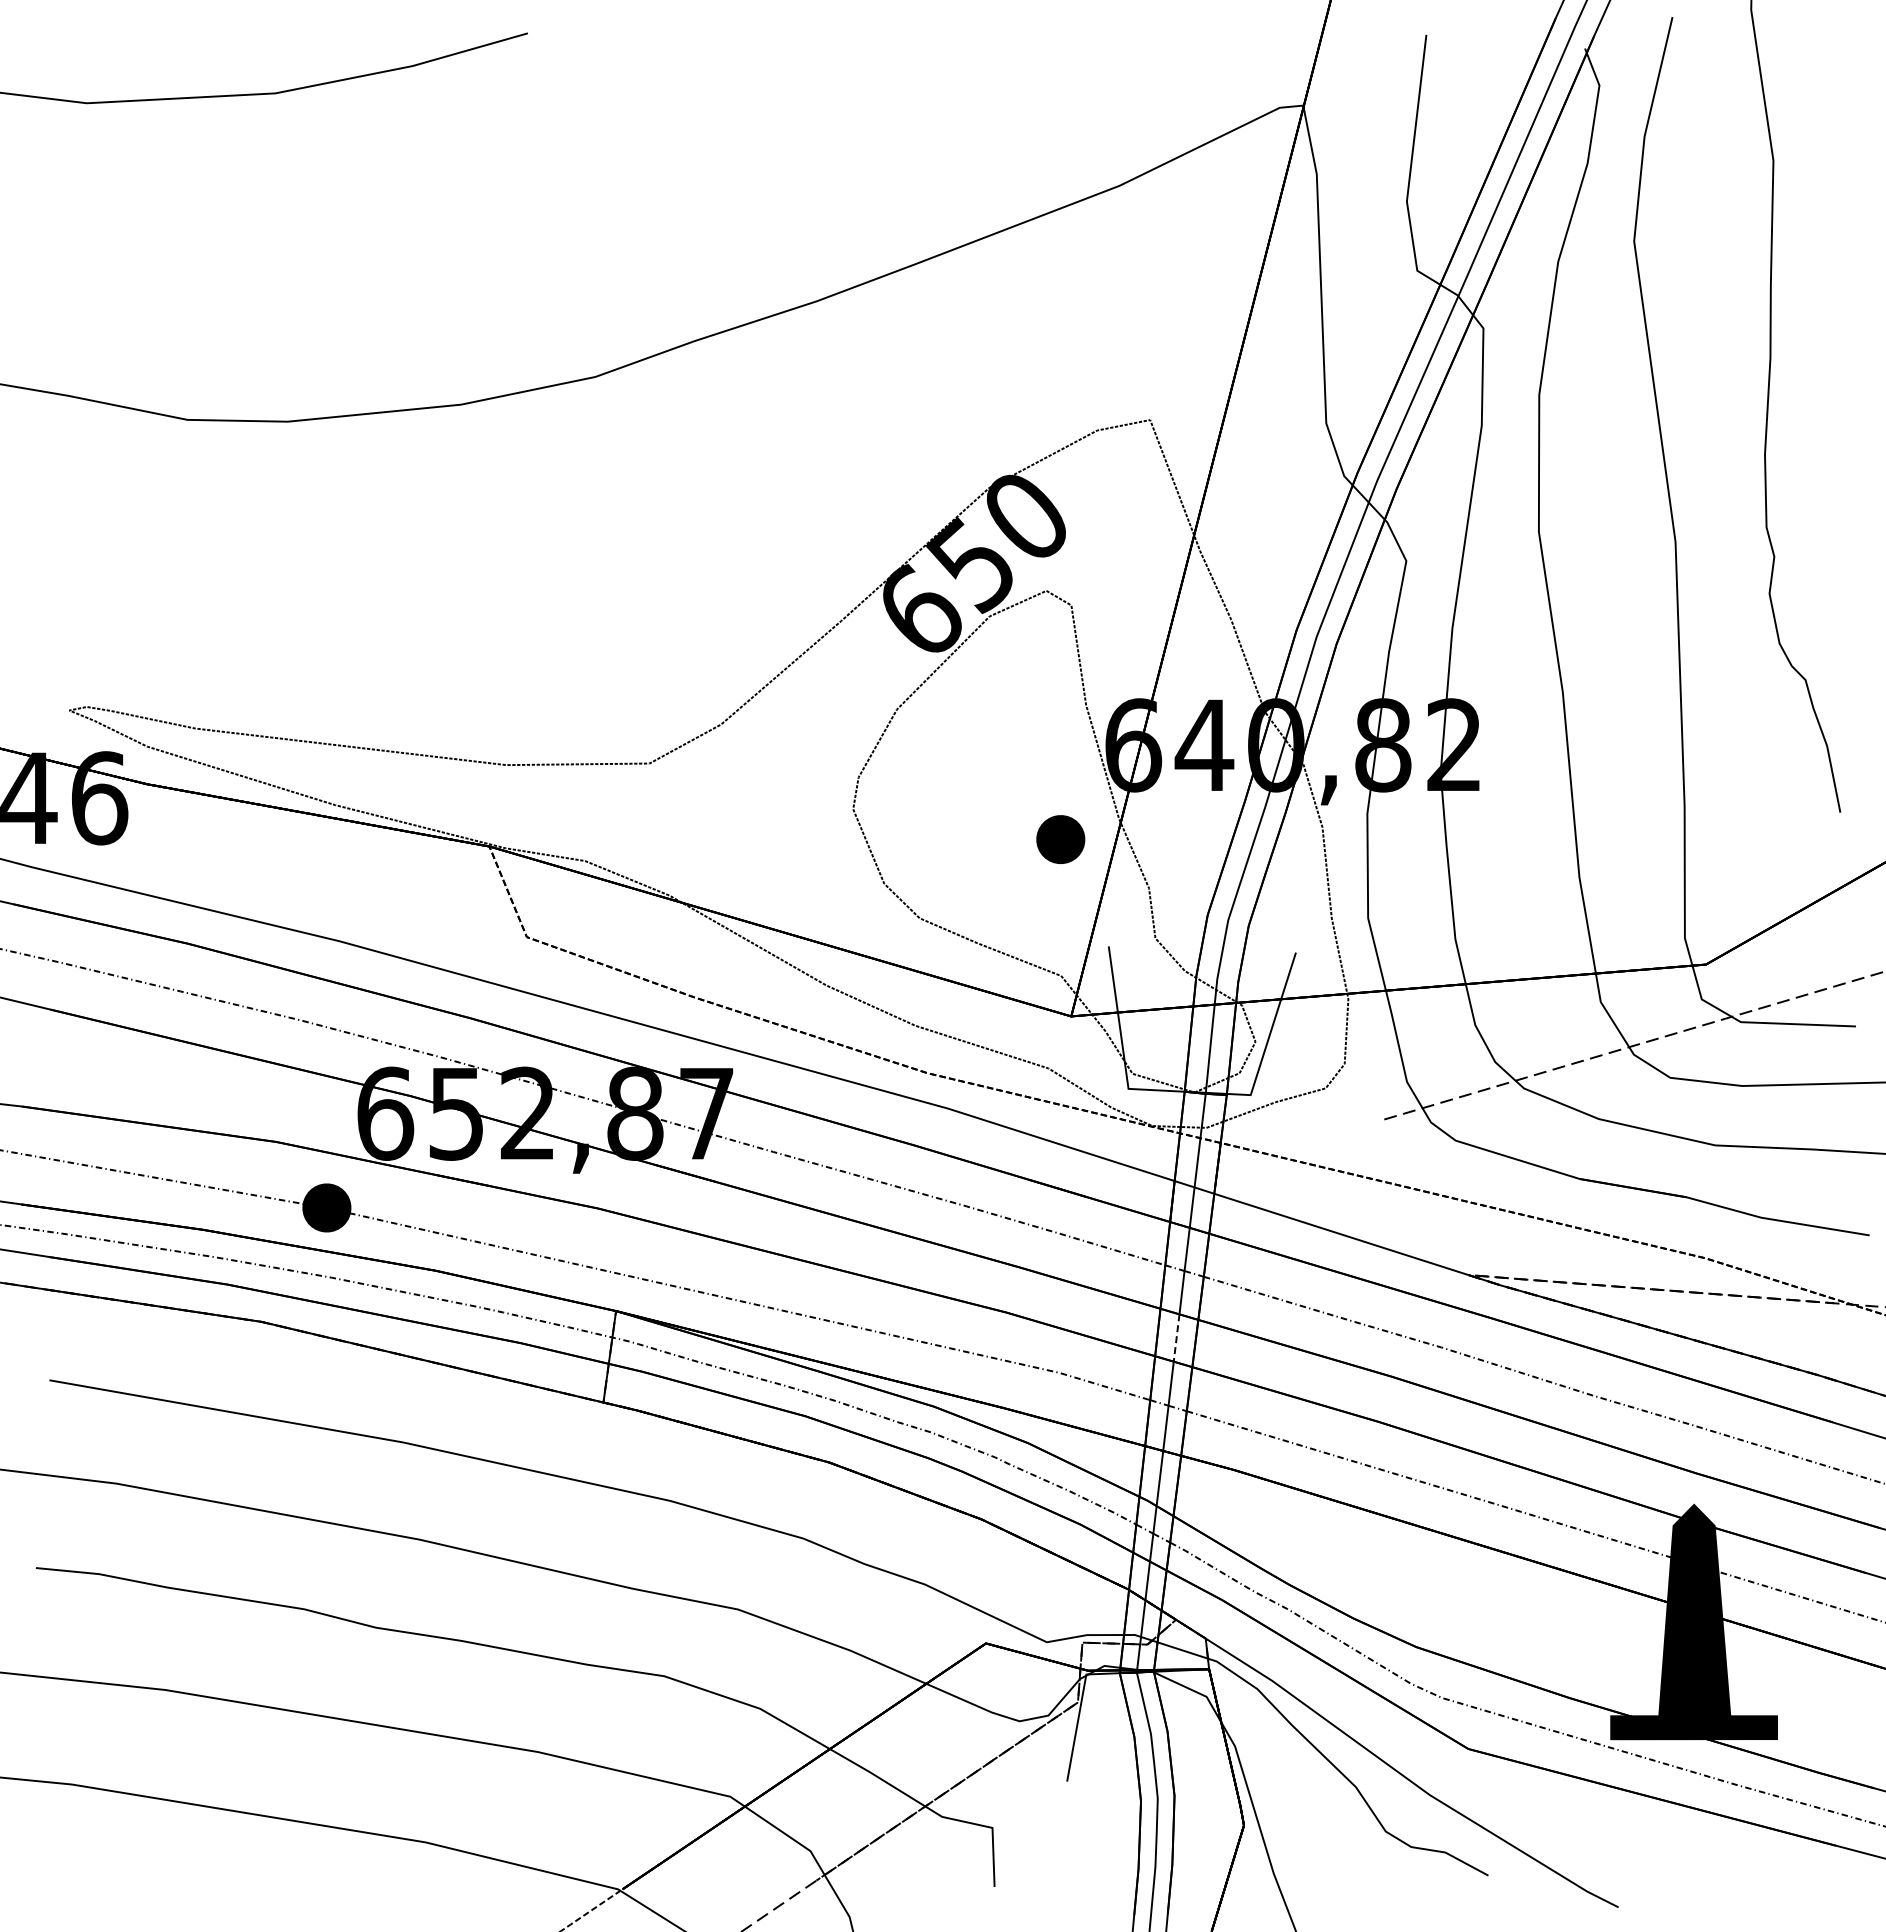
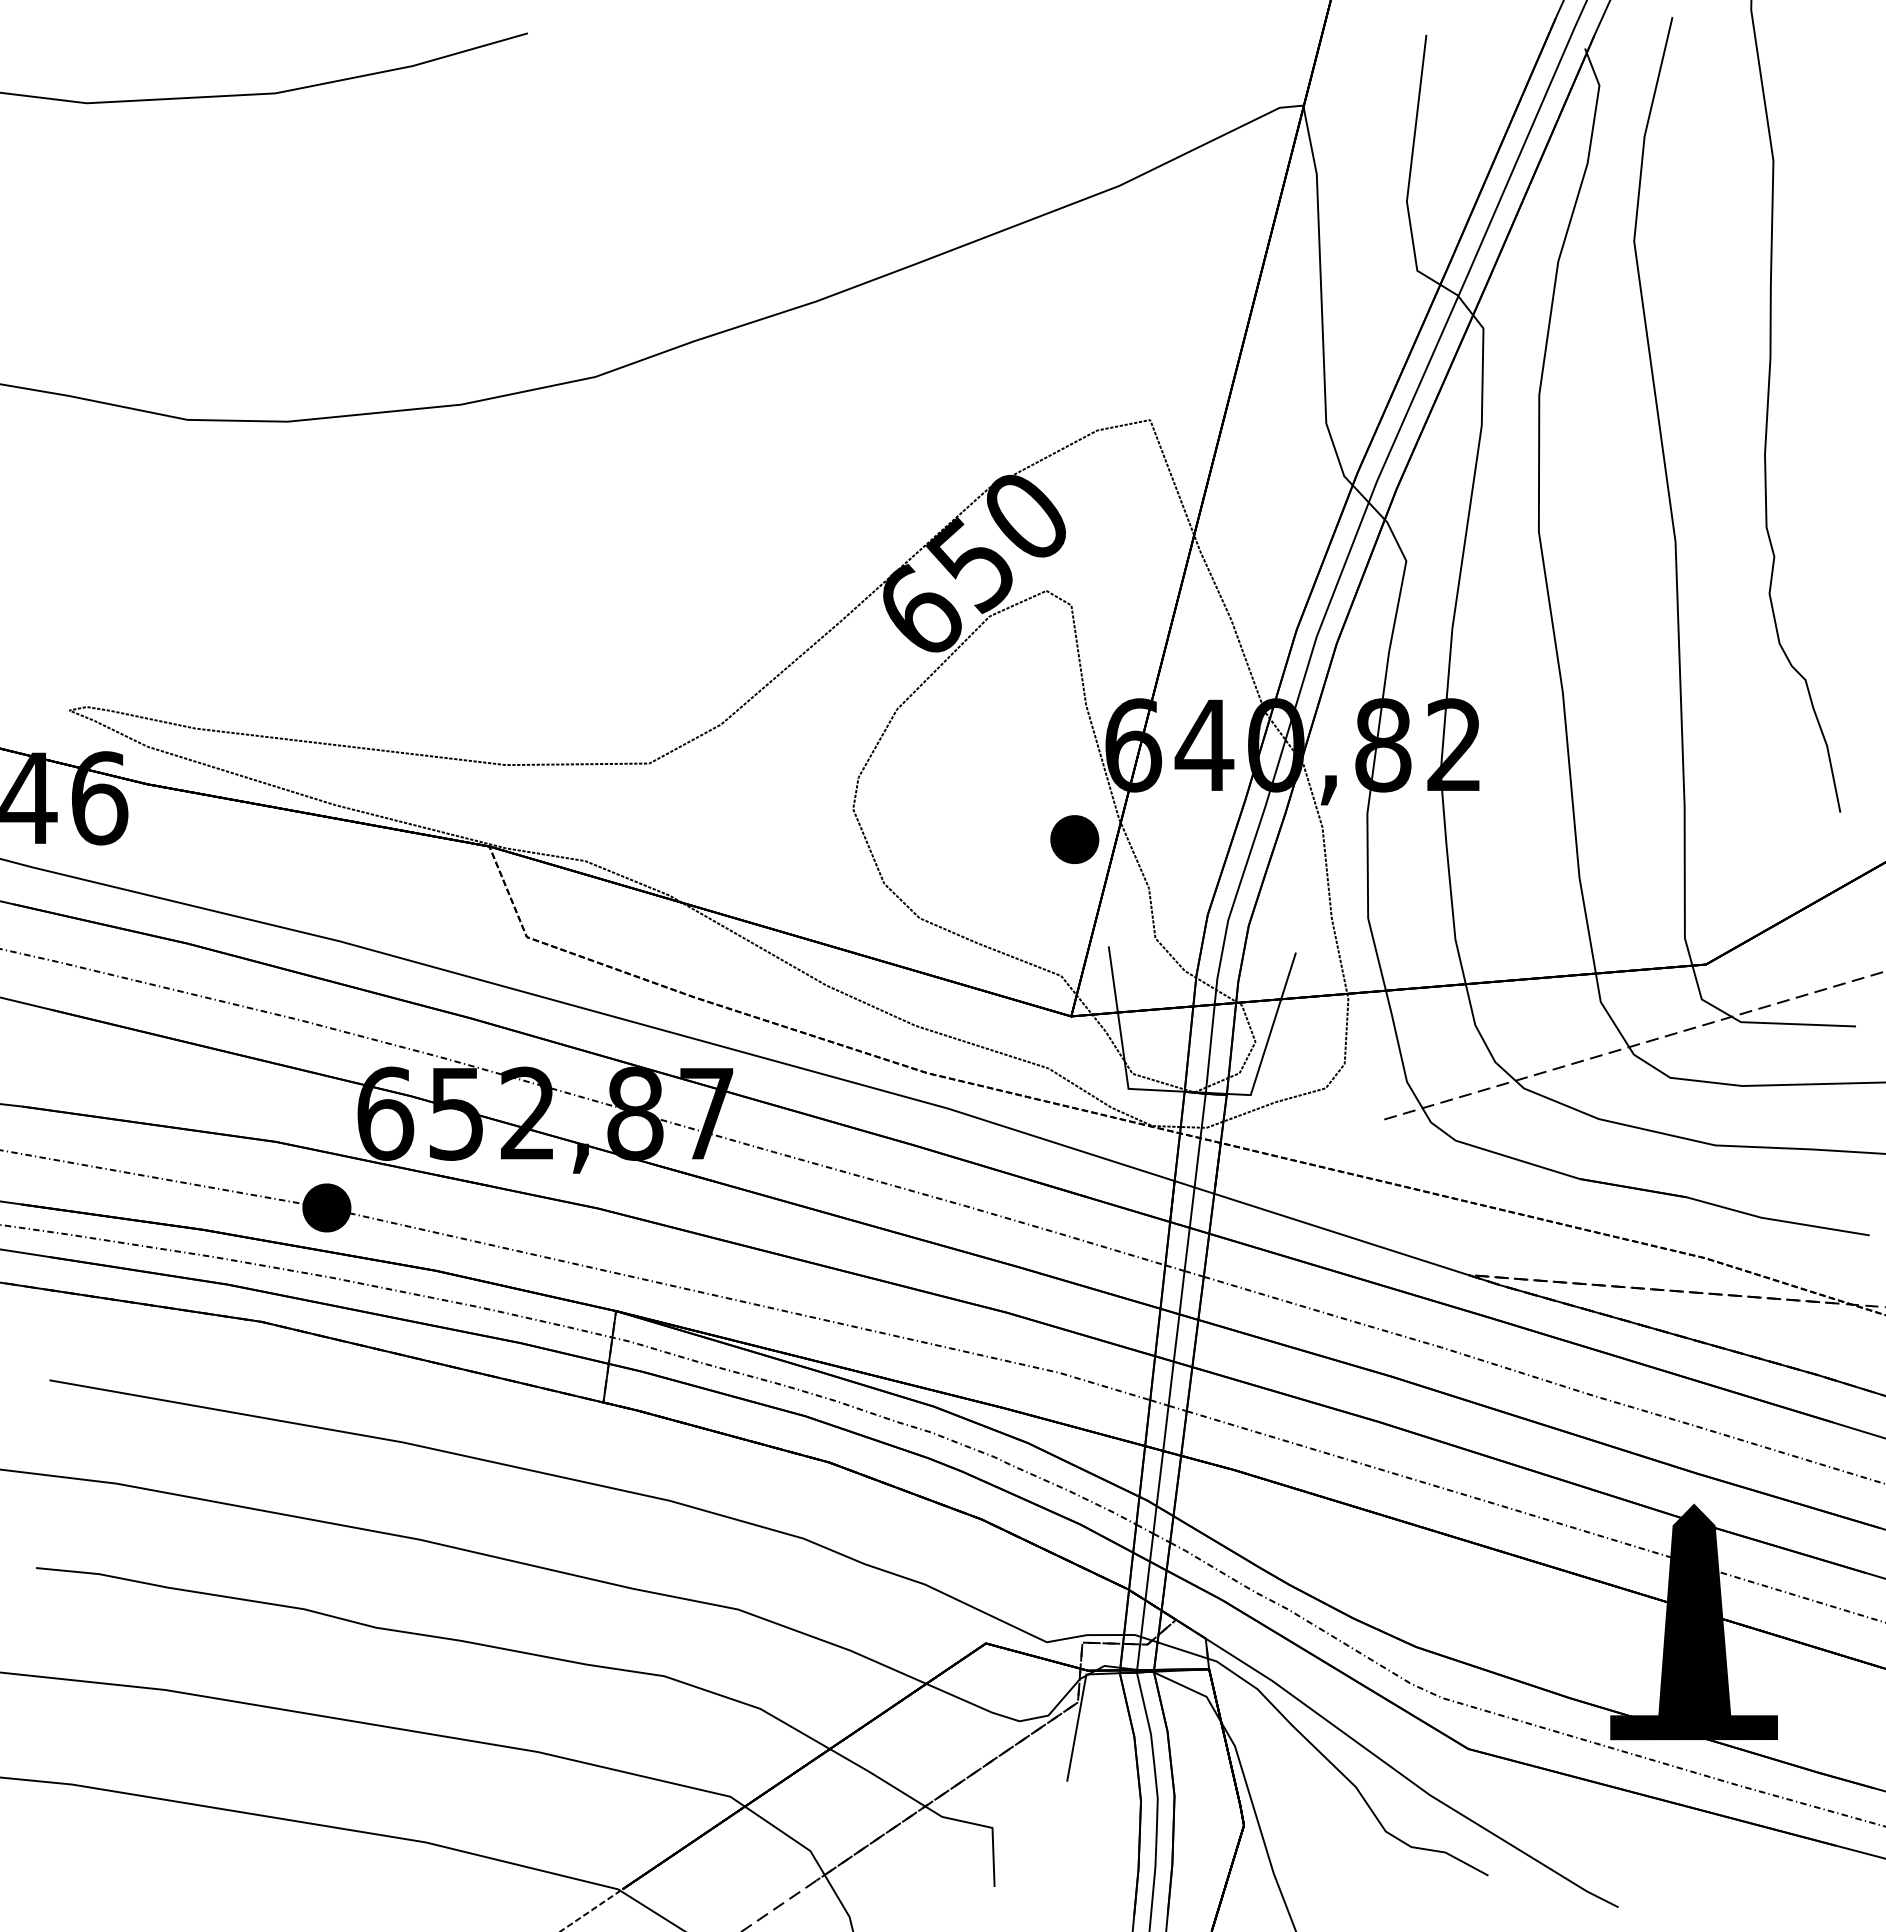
part position: (1060, 839) -> (1074, 839) (1074, 839)
line: dashed -> solid (1176, 1338)
